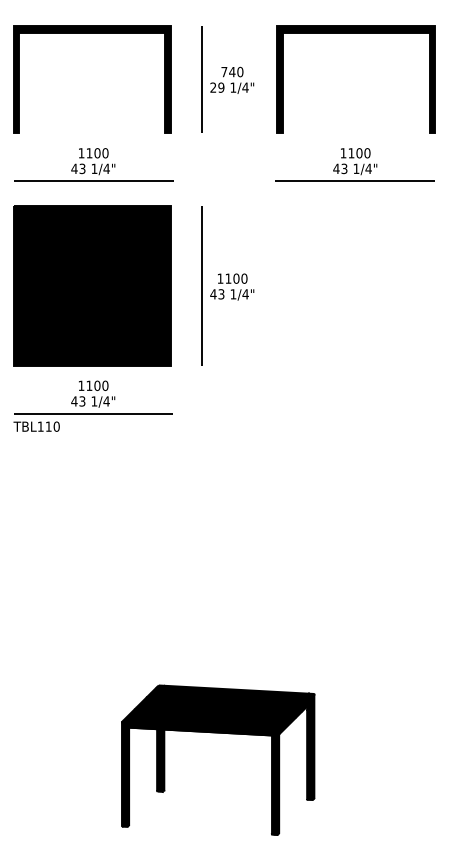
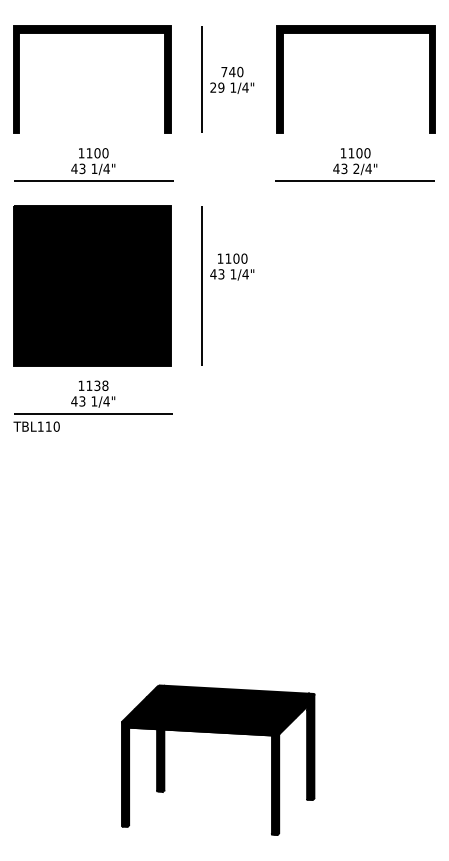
text: 1/4" -> 2/4" (356, 168)
text position: (232, 286) -> (232, 266) (232, 266)
text: 1100 -> 1138 (101, 385)
